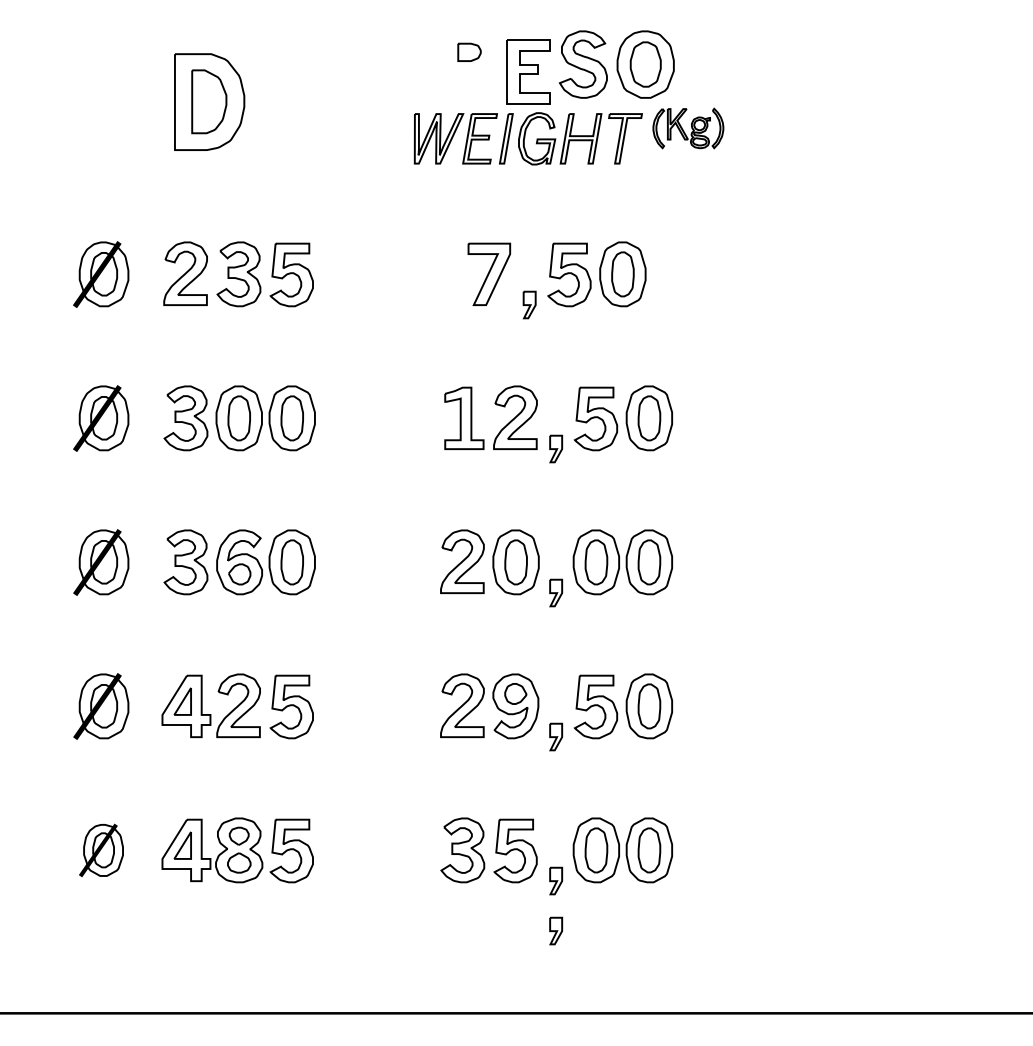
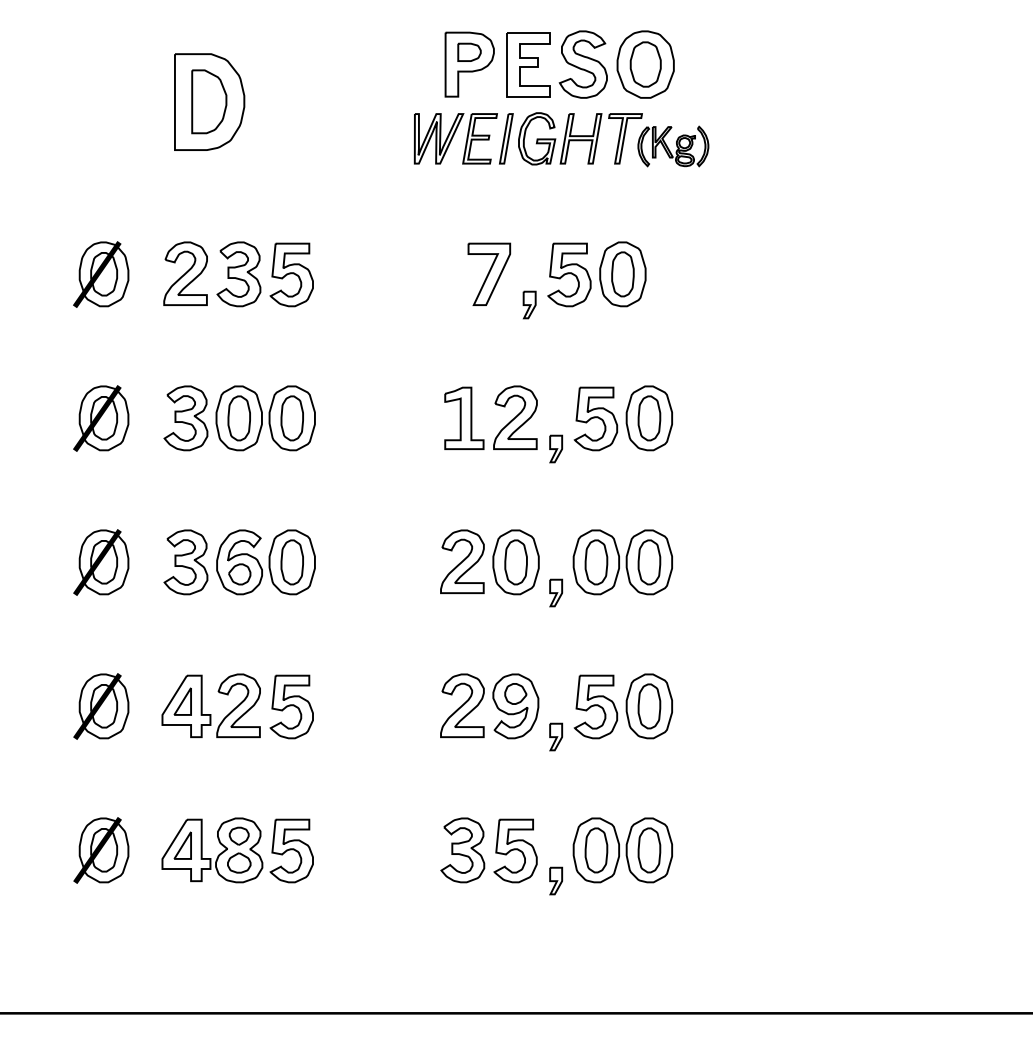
part: none -> present (469, 64)
part position: (528, 71) -> (528, 64) (528, 64)
part position: (688, 128) -> (673, 146) (673, 146)
part size: 45x55 px -> 57x67 px (101, 850)
part: present -> none (556, 930)
